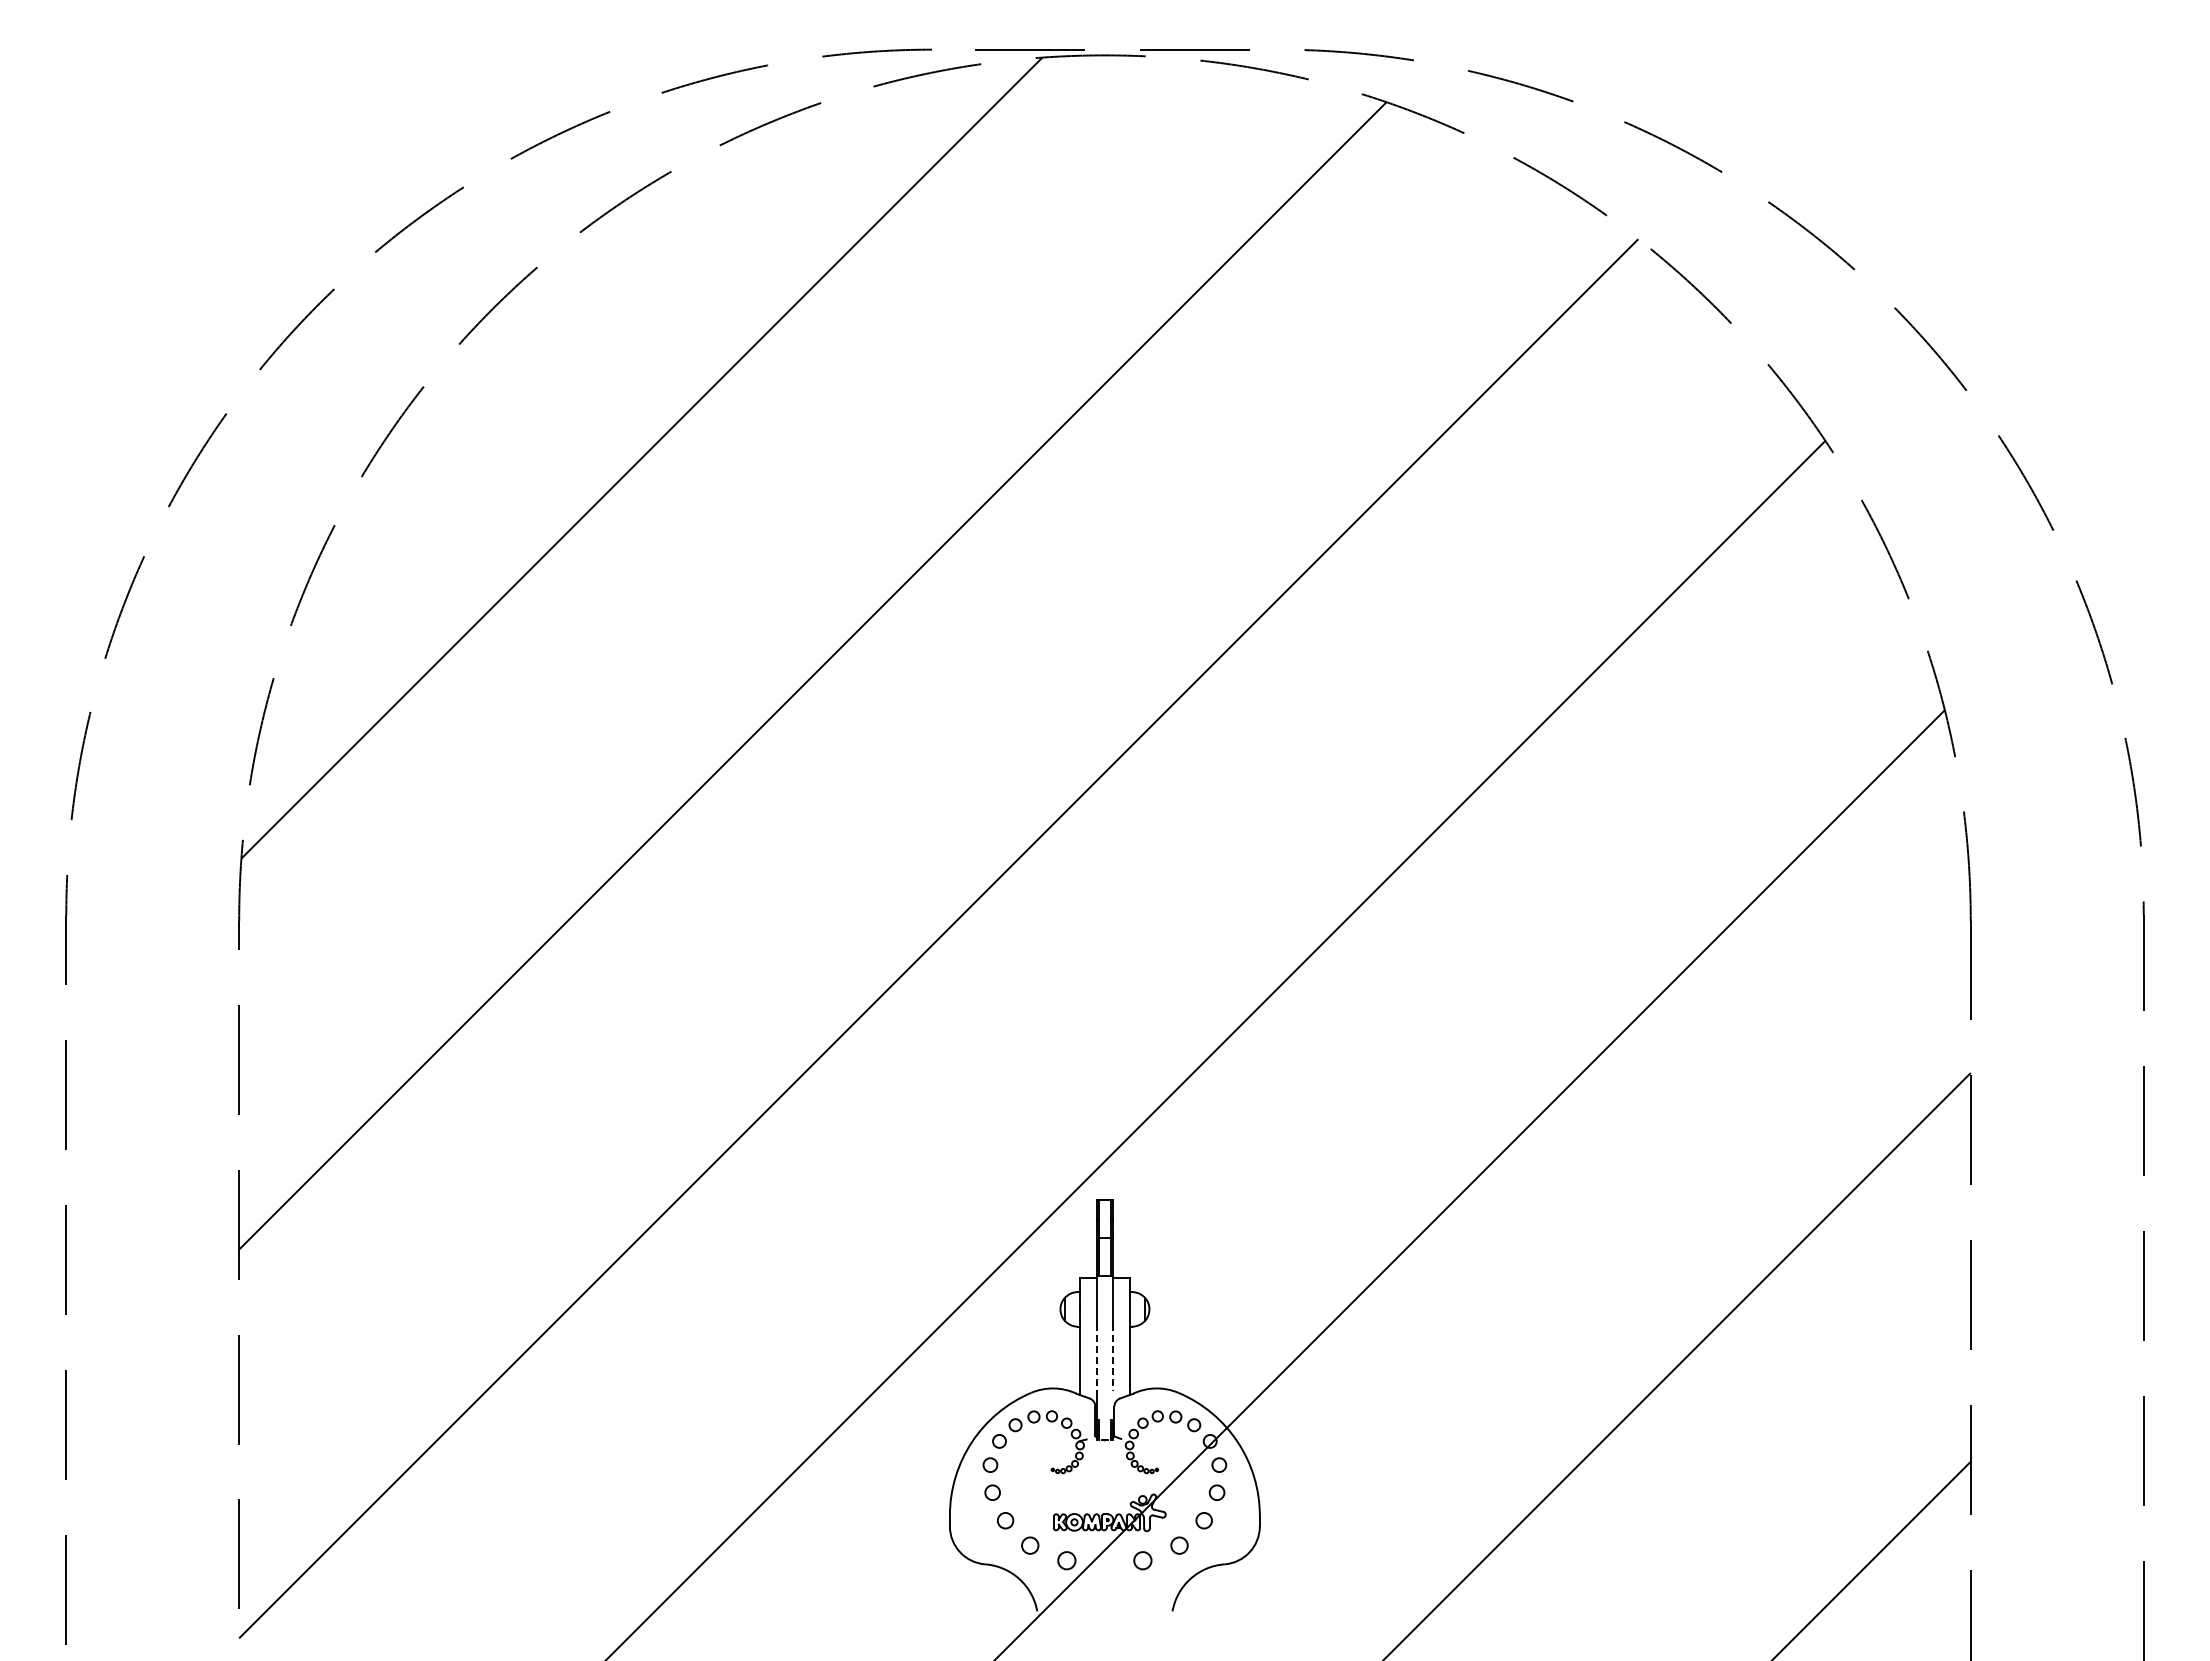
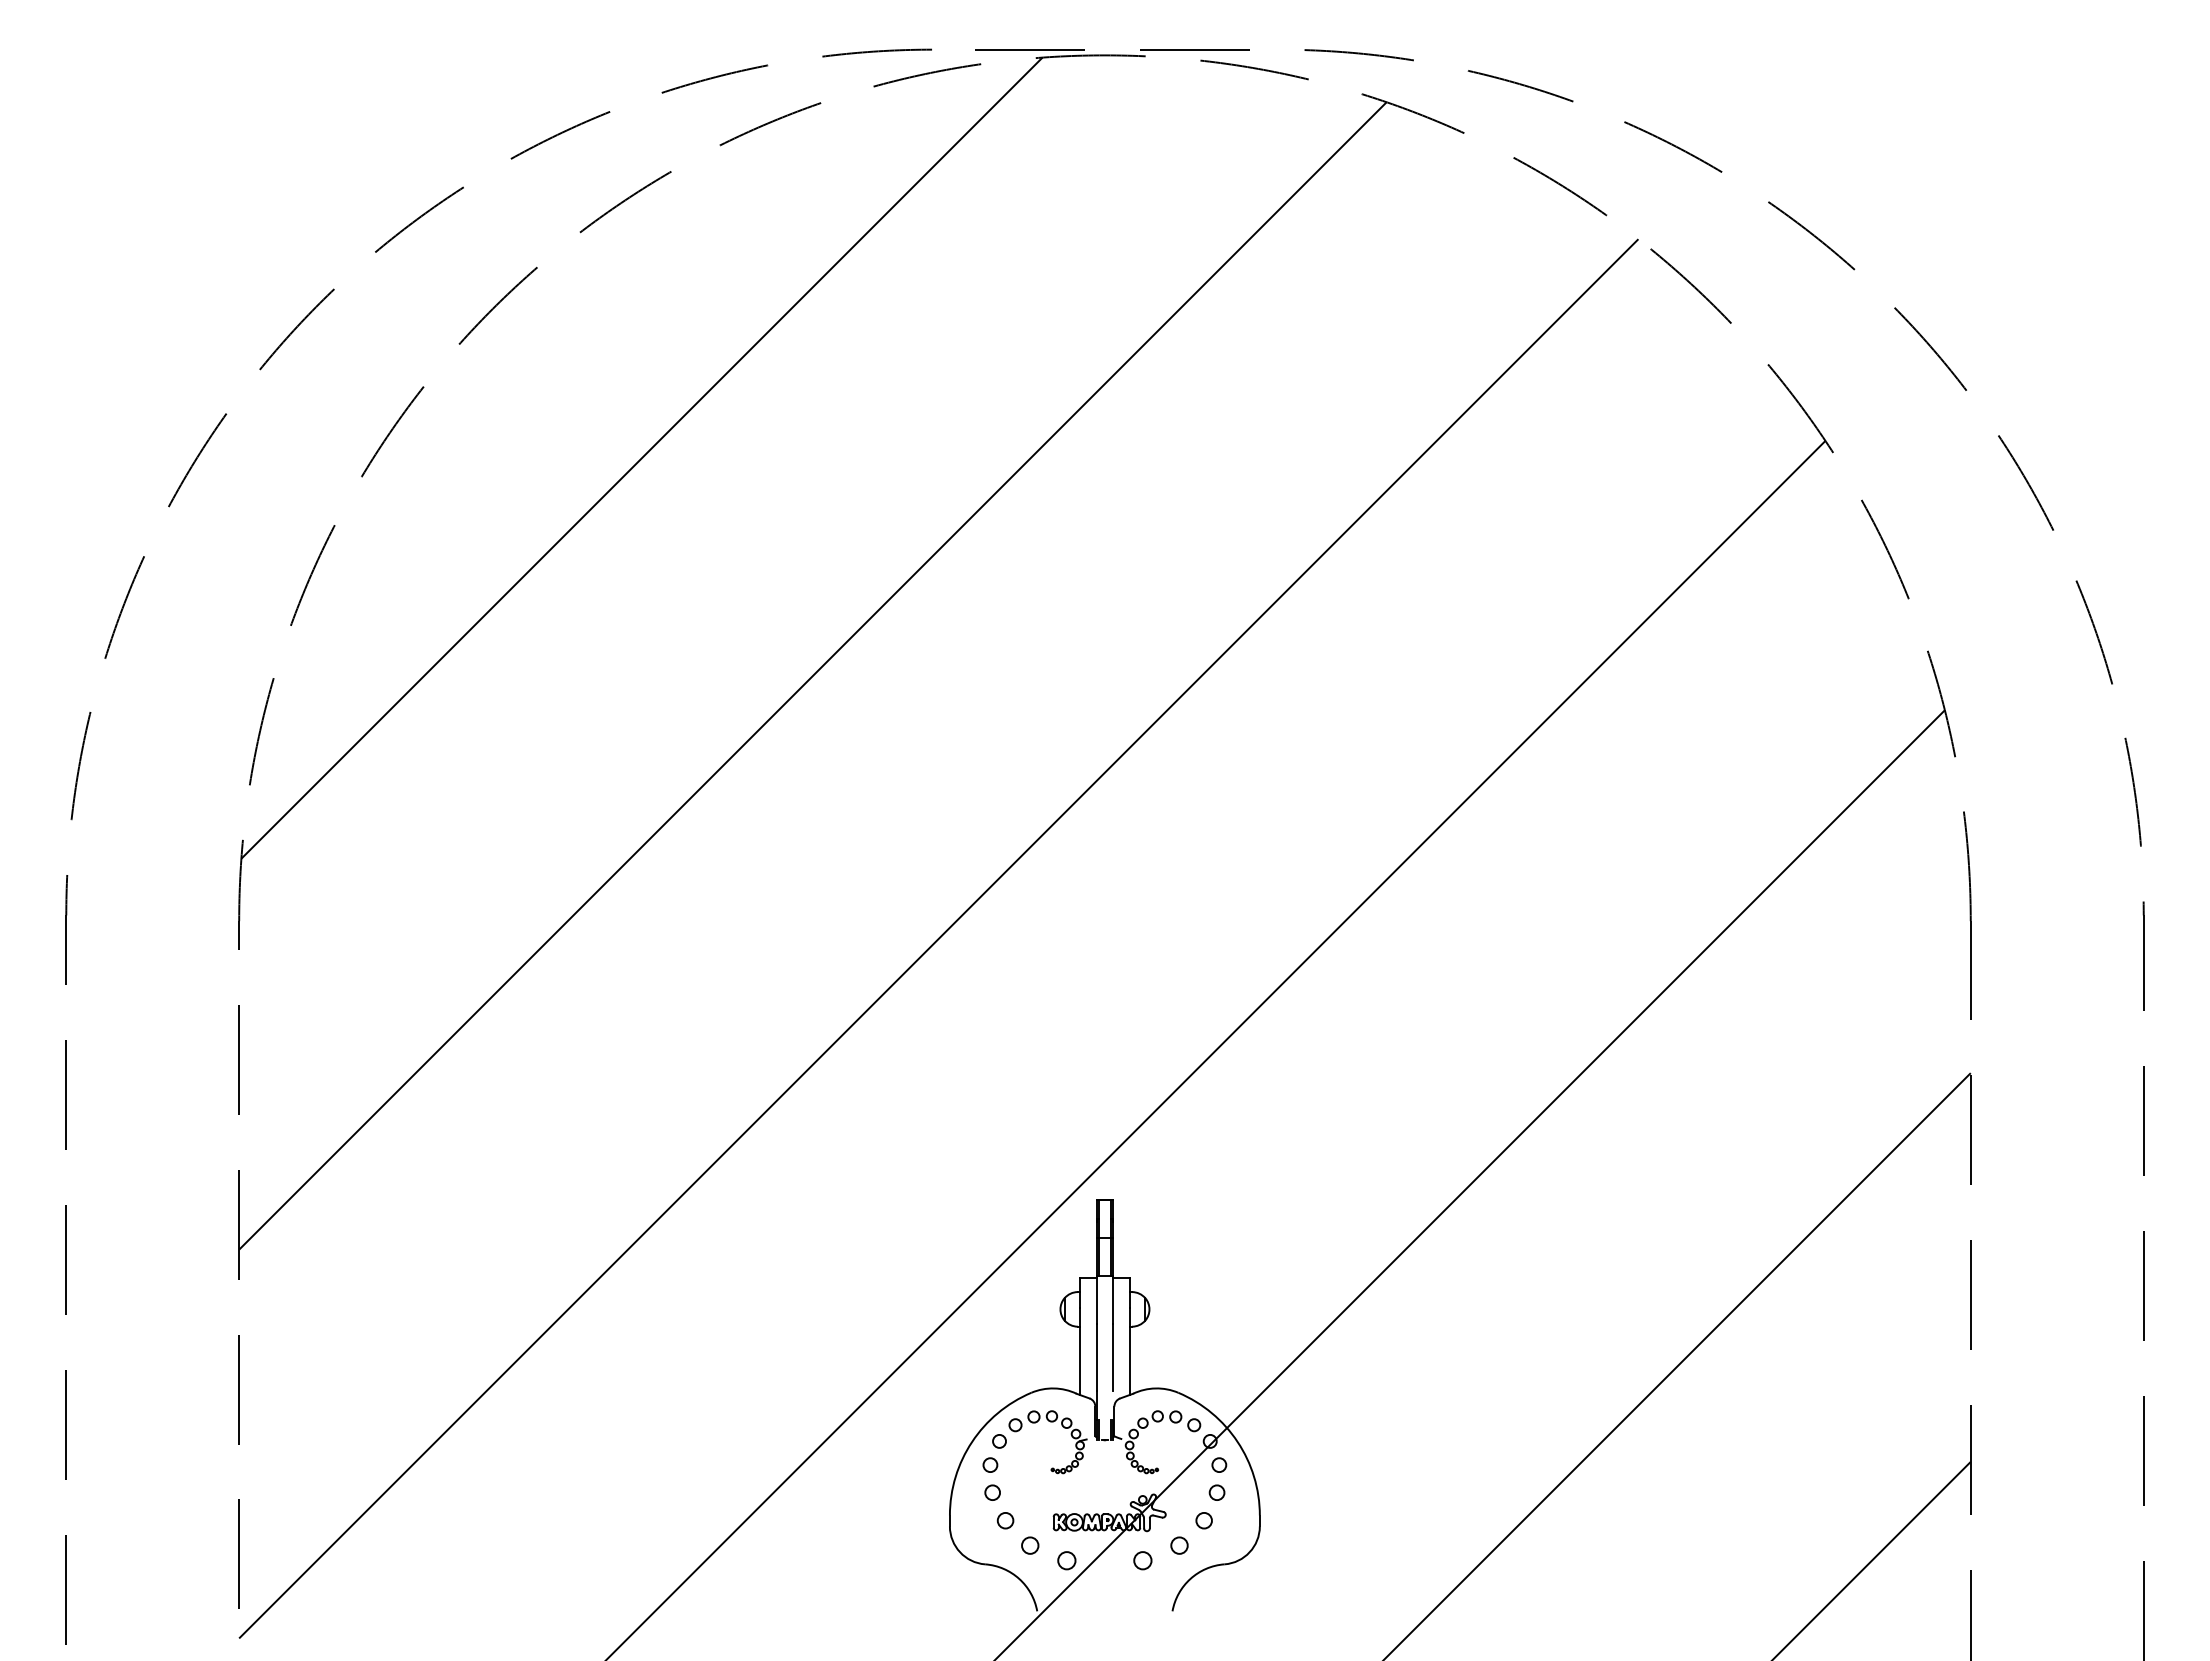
line: dashed -> solid (1096, 1357)
line: dashed -> solid (1113, 1357)
